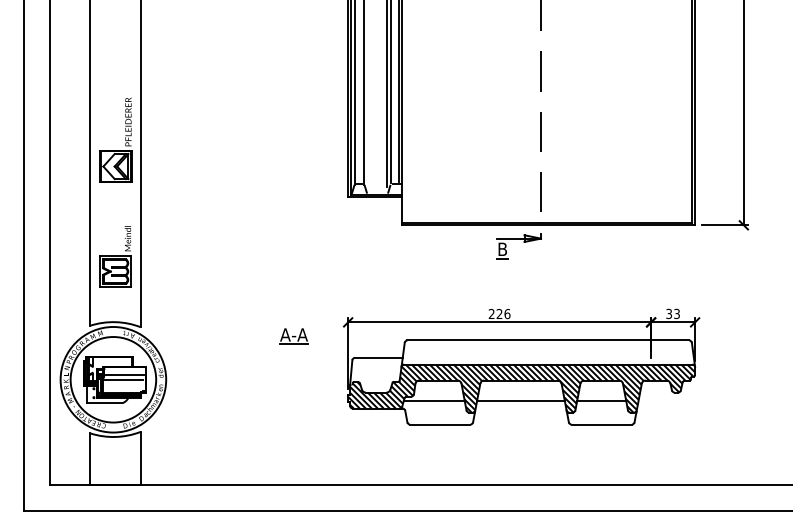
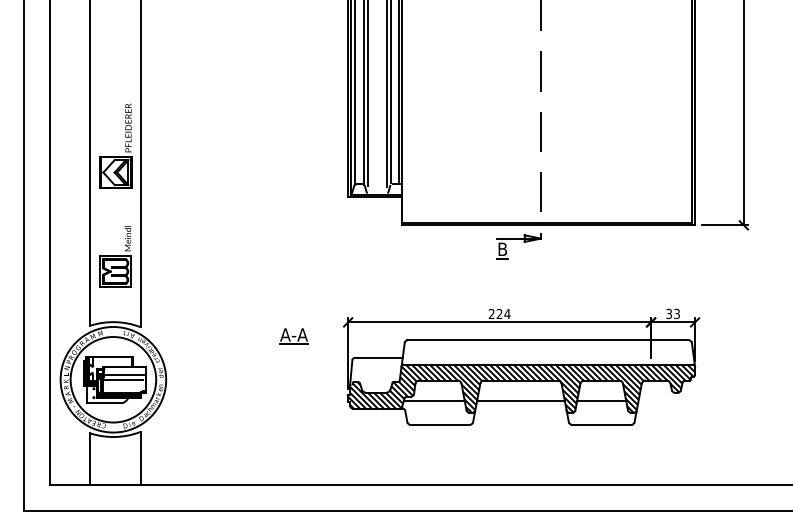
line: none -> present (368, 94)
part position: (125, 139) -> (125, 145) (125, 145)
text: 226 -> 224 (507, 313)
